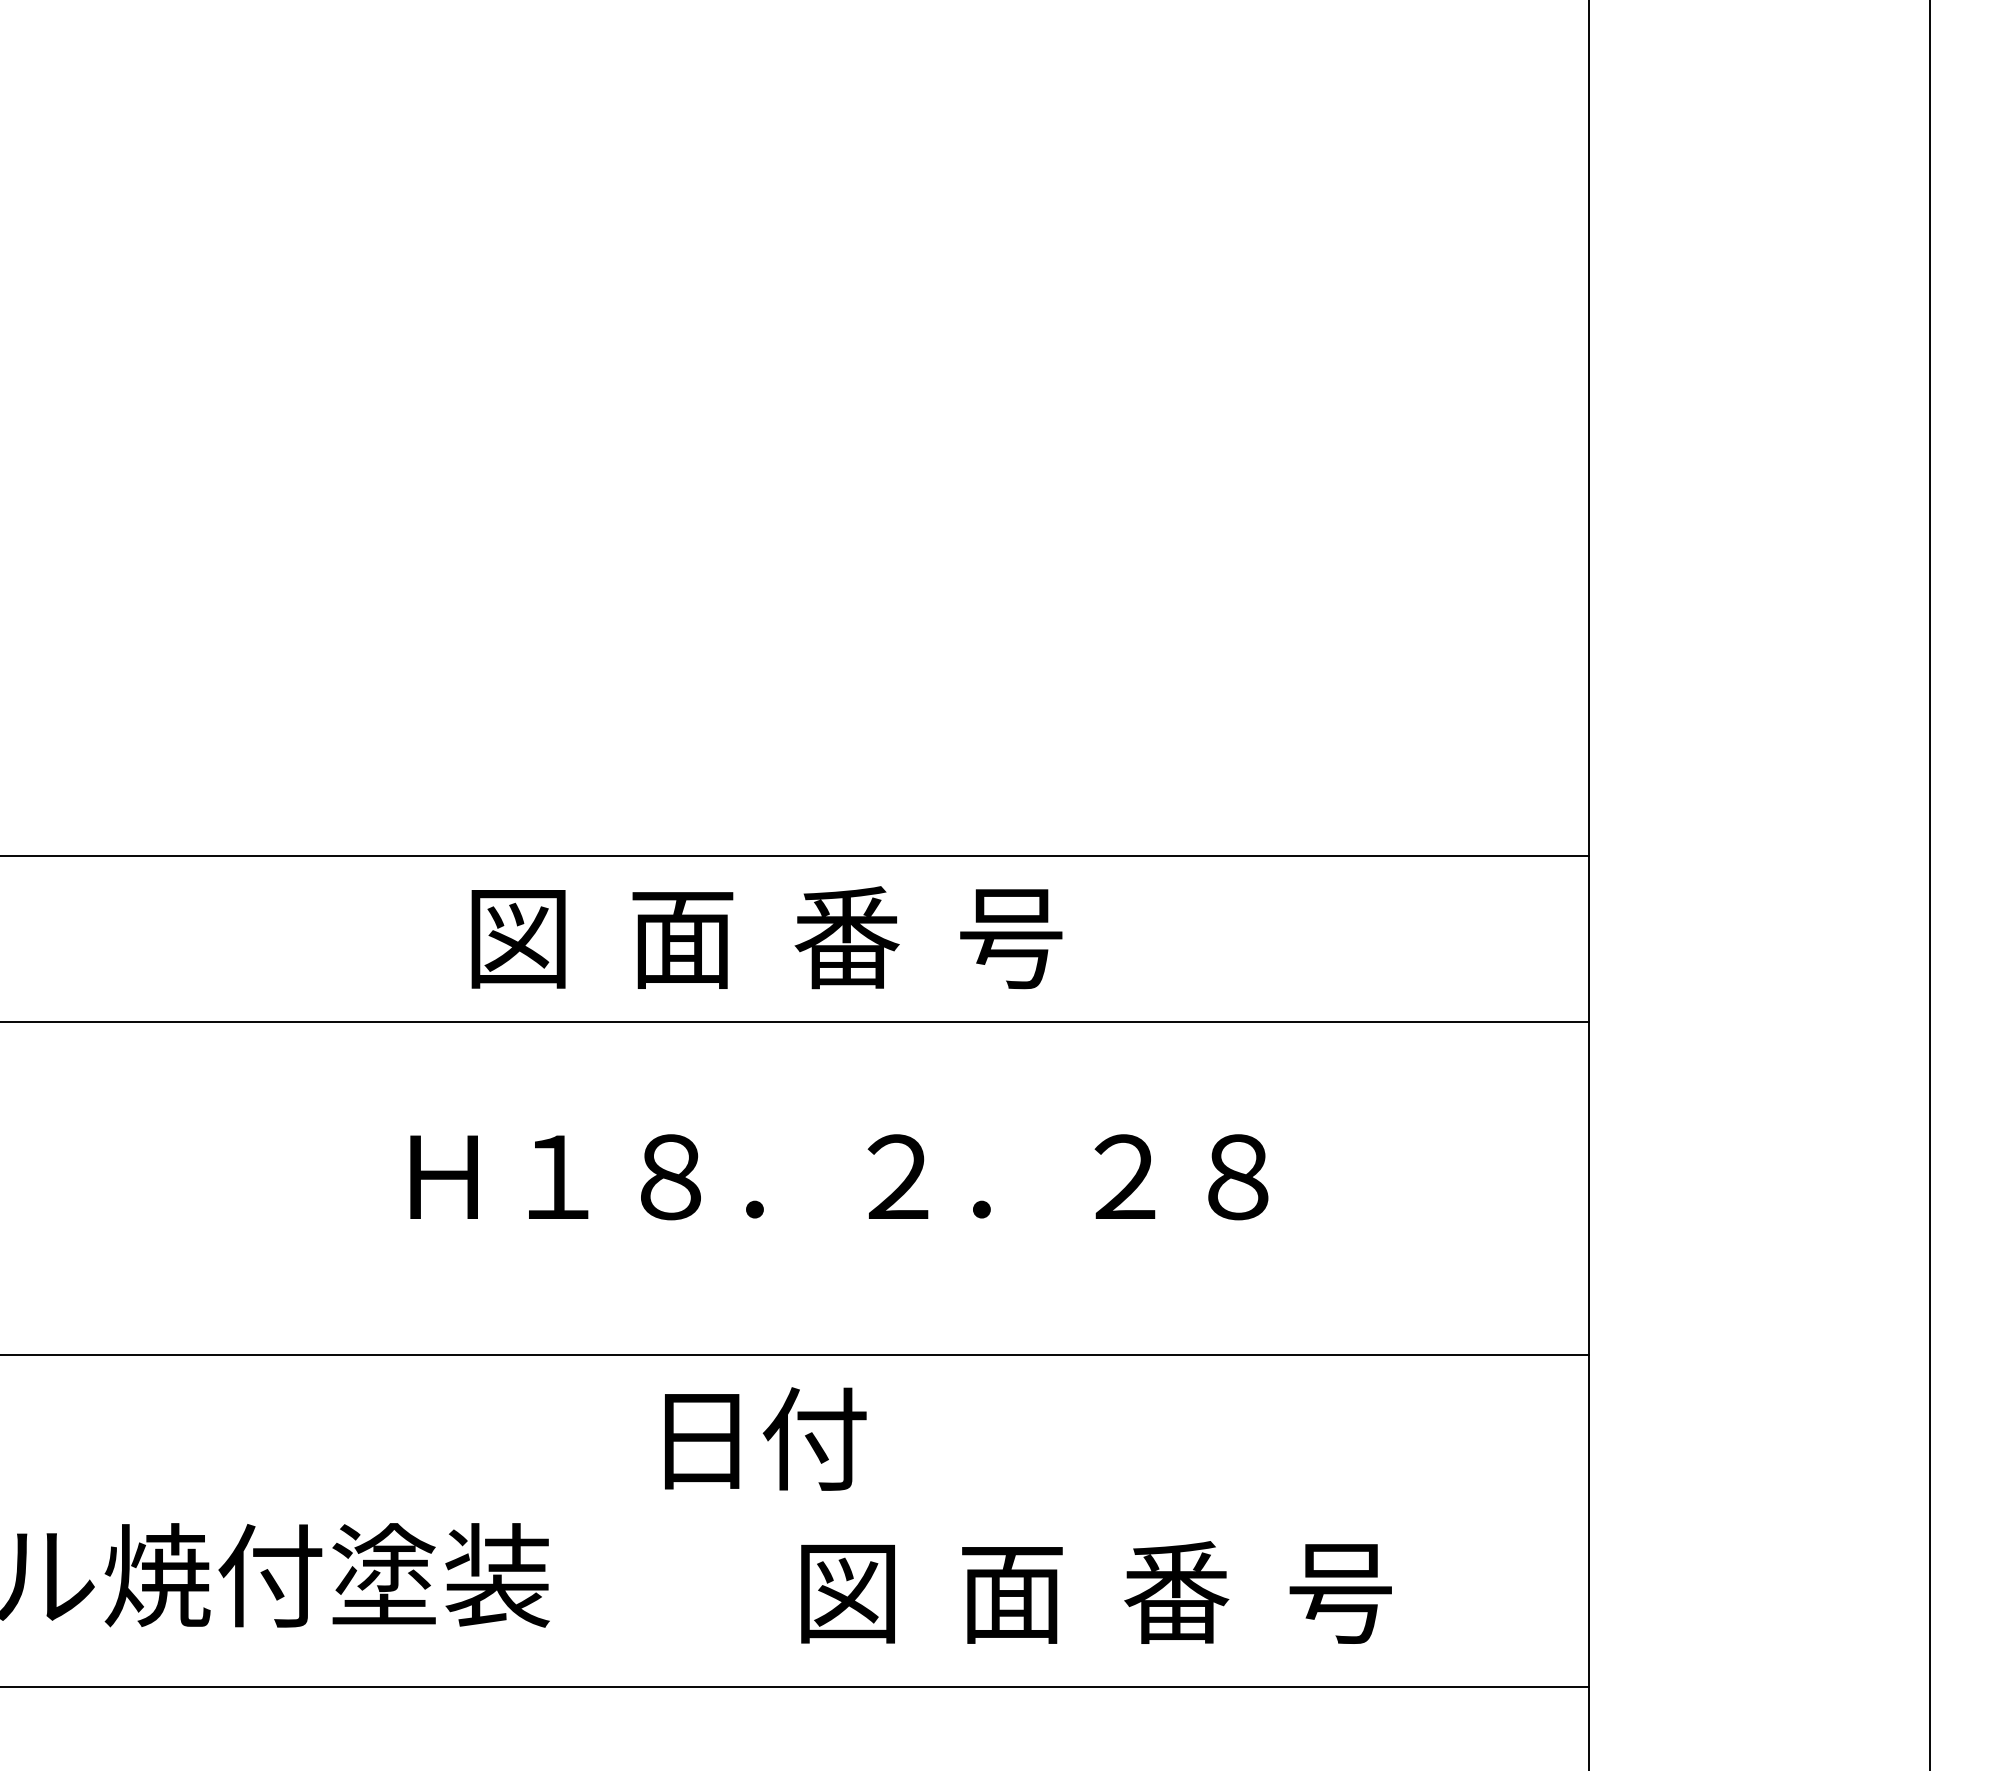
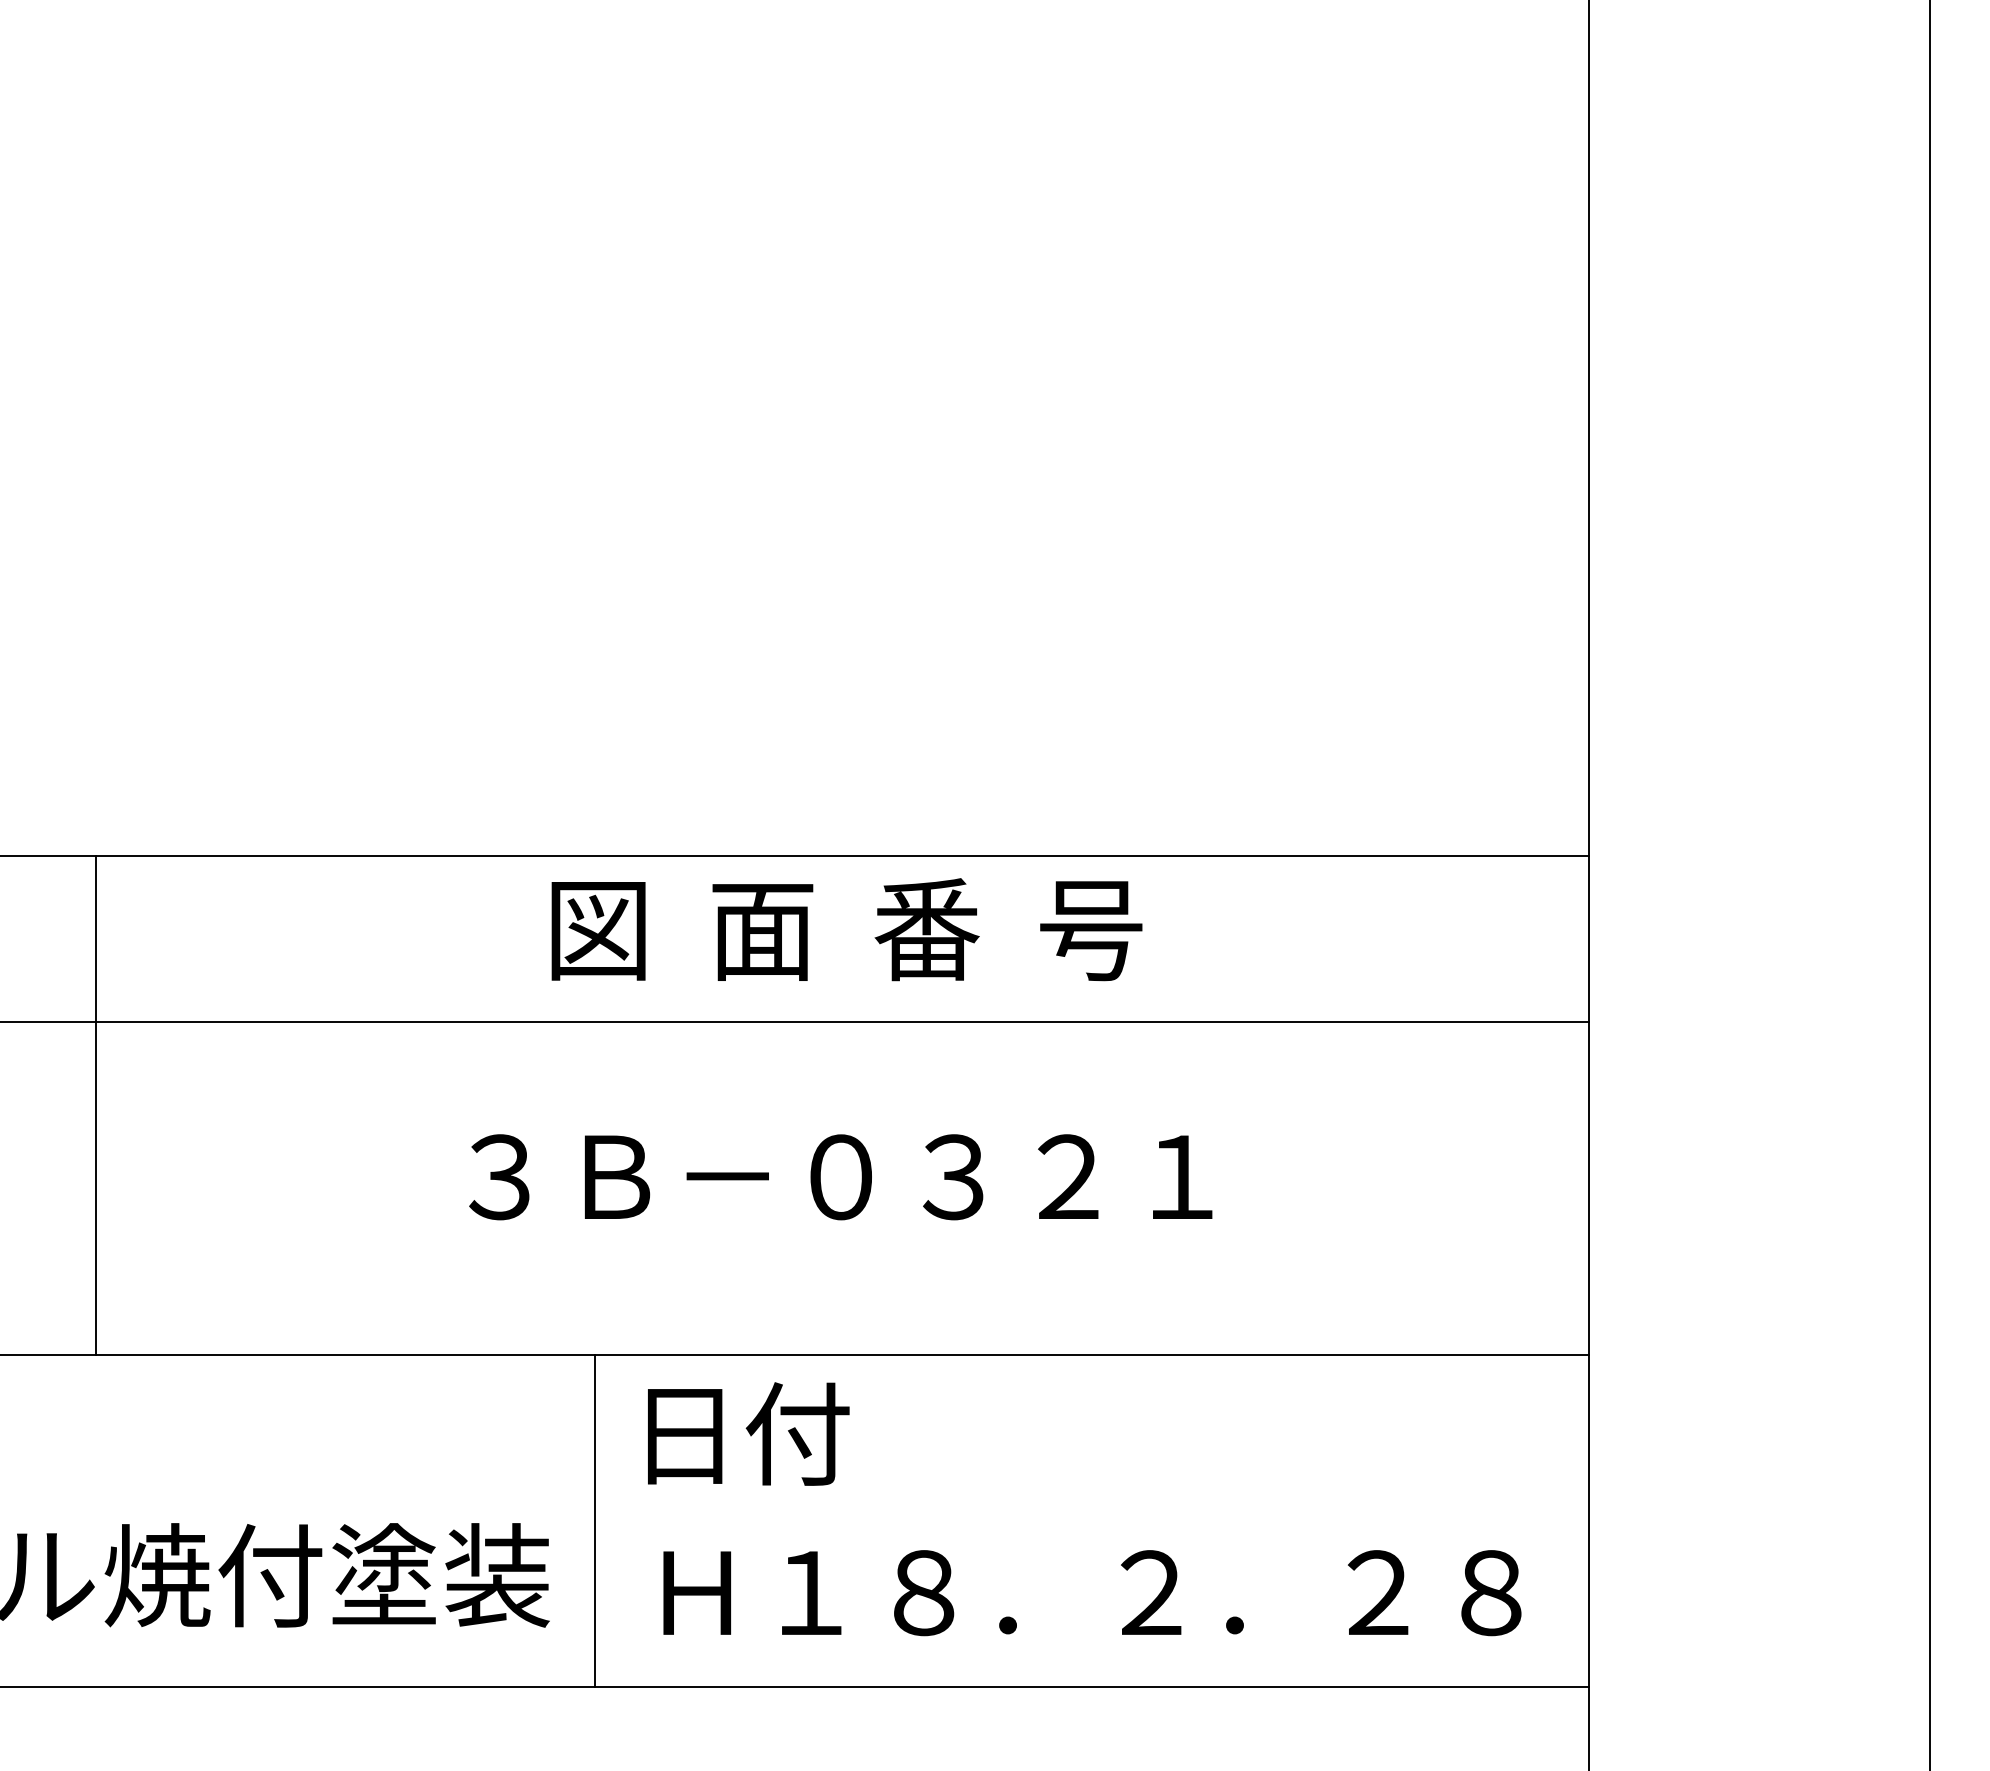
text position: (766, 937) -> (846, 929) (846, 929)
line: none -> present (96, 1104)
text: Ｈ１８．２．２８ -> ３Ｂ－０３２１ (839, 1177)
text position: (765, 1438) -> (748, 1433) (748, 1433)
line: none -> present (595, 1520)
text: 図  面  番  号 -> Ｈ１８．２．２８ (1092, 1592)
